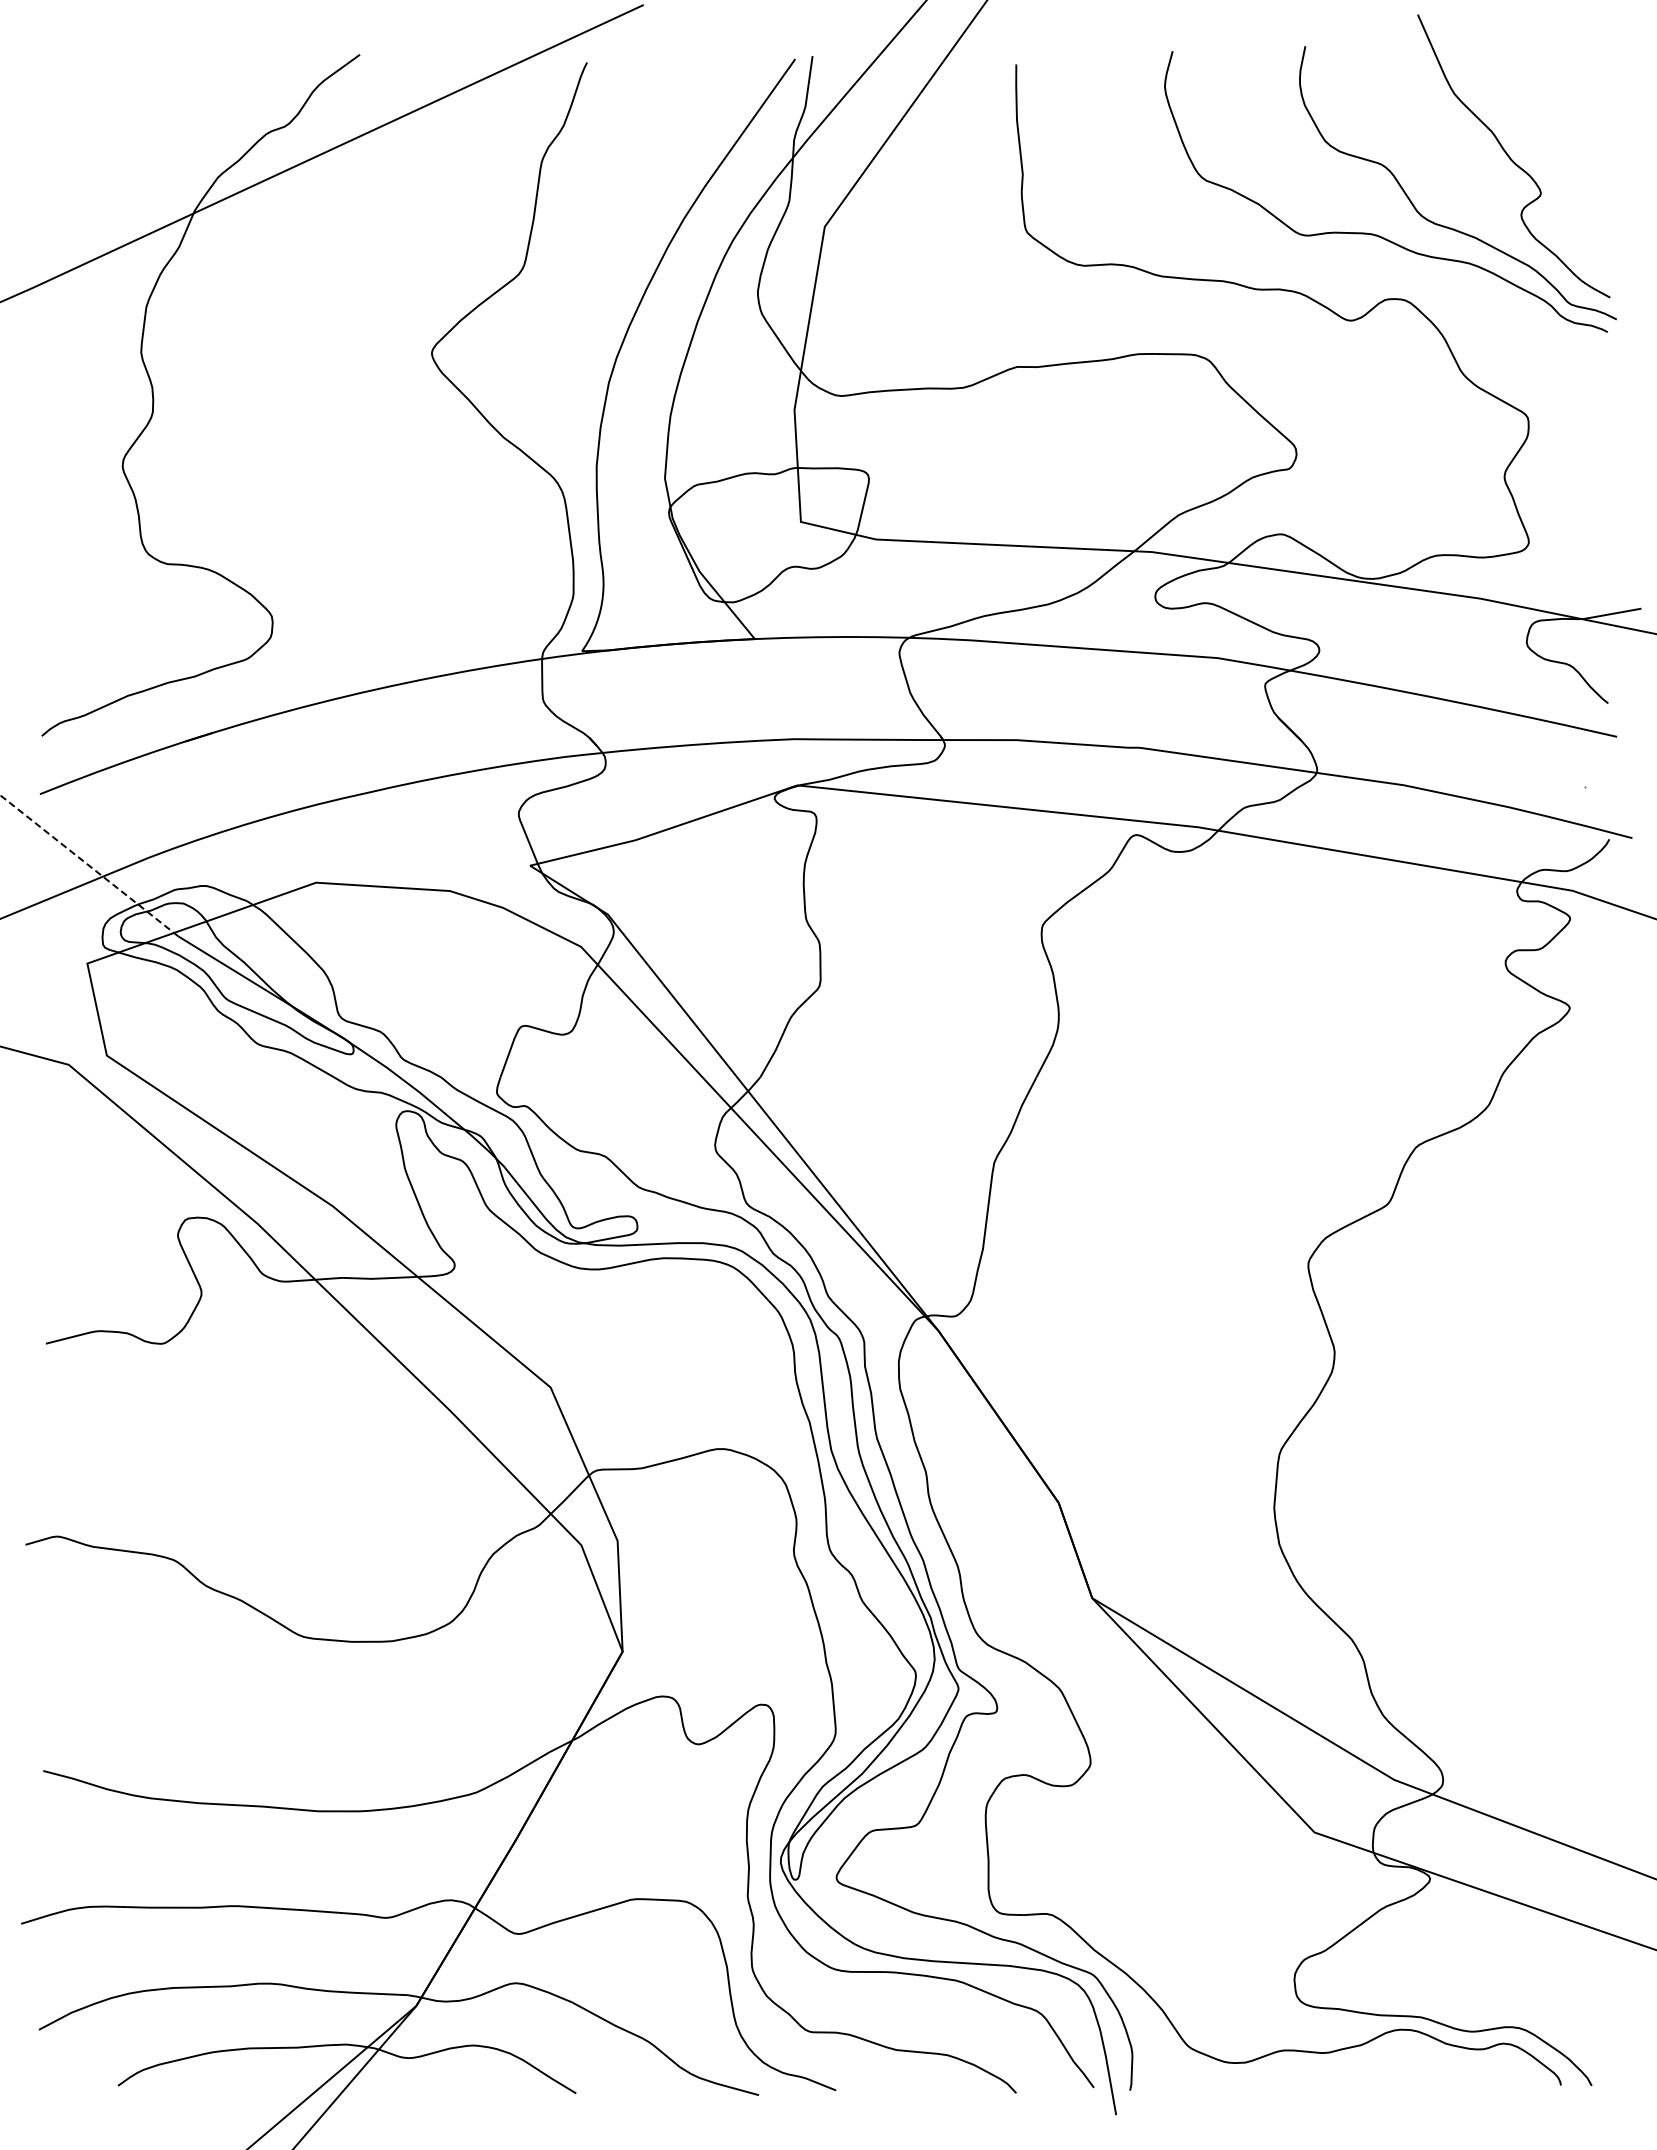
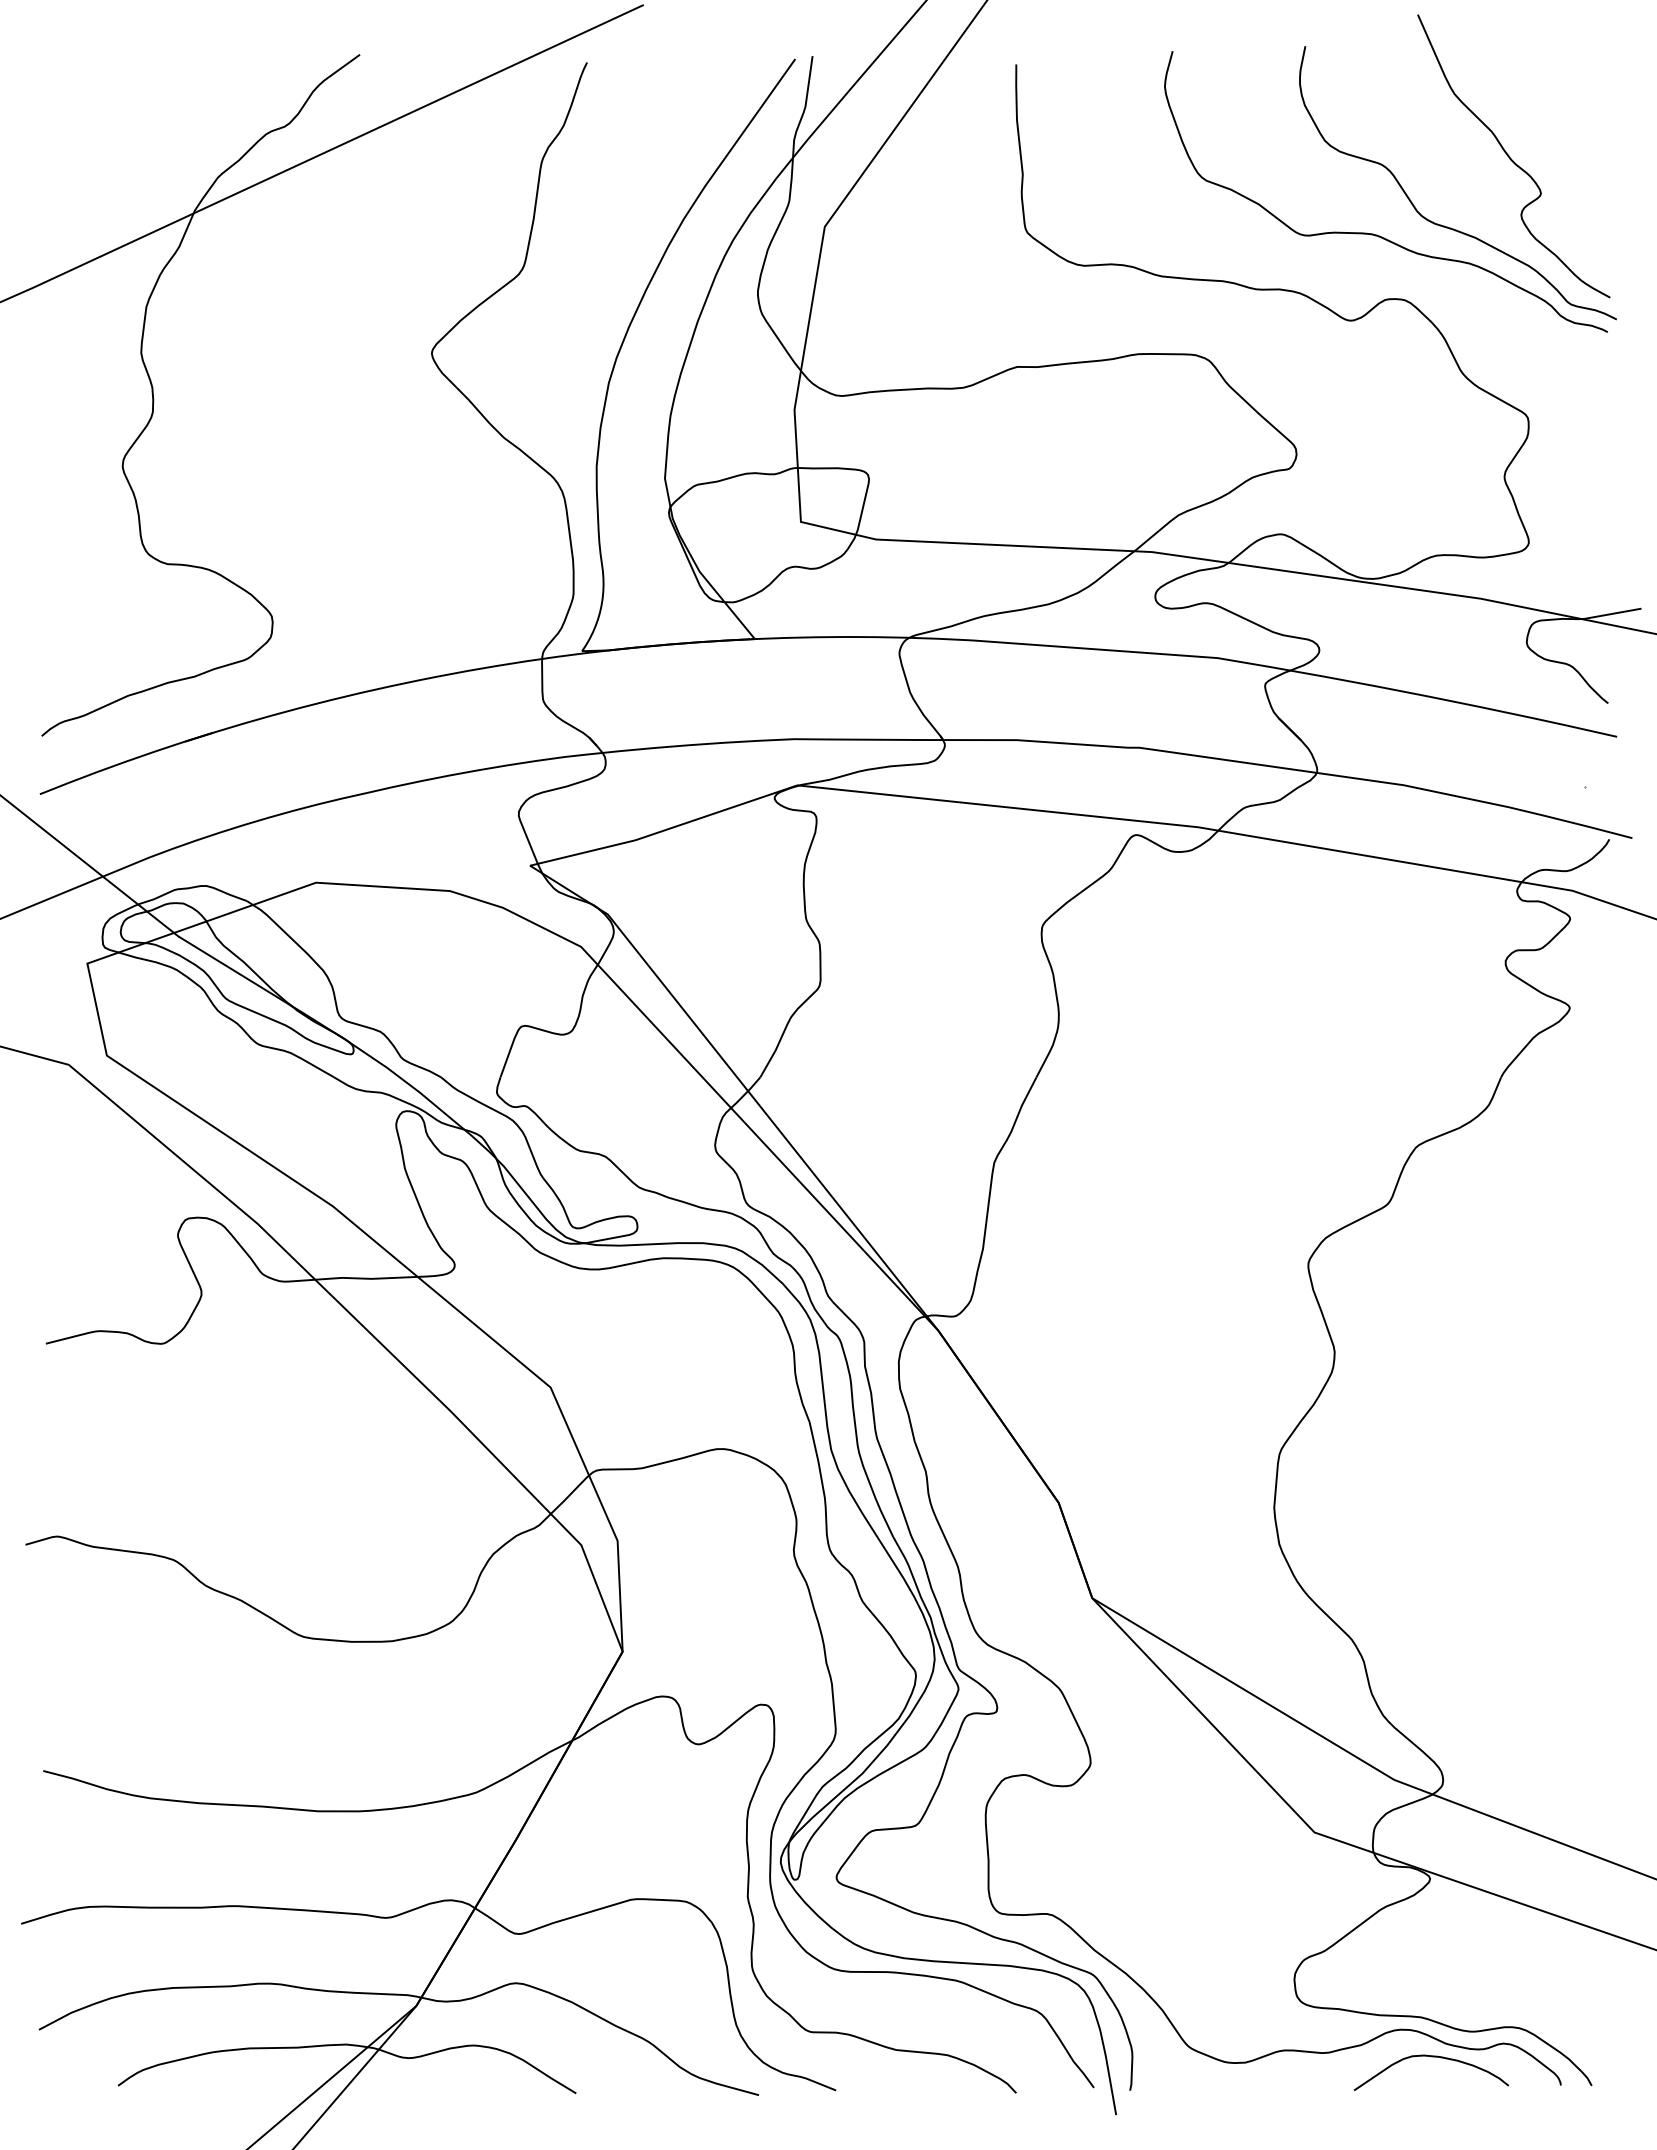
line: dashed -> solid (89, 865)
curve: none -> present (1431, 2057)
